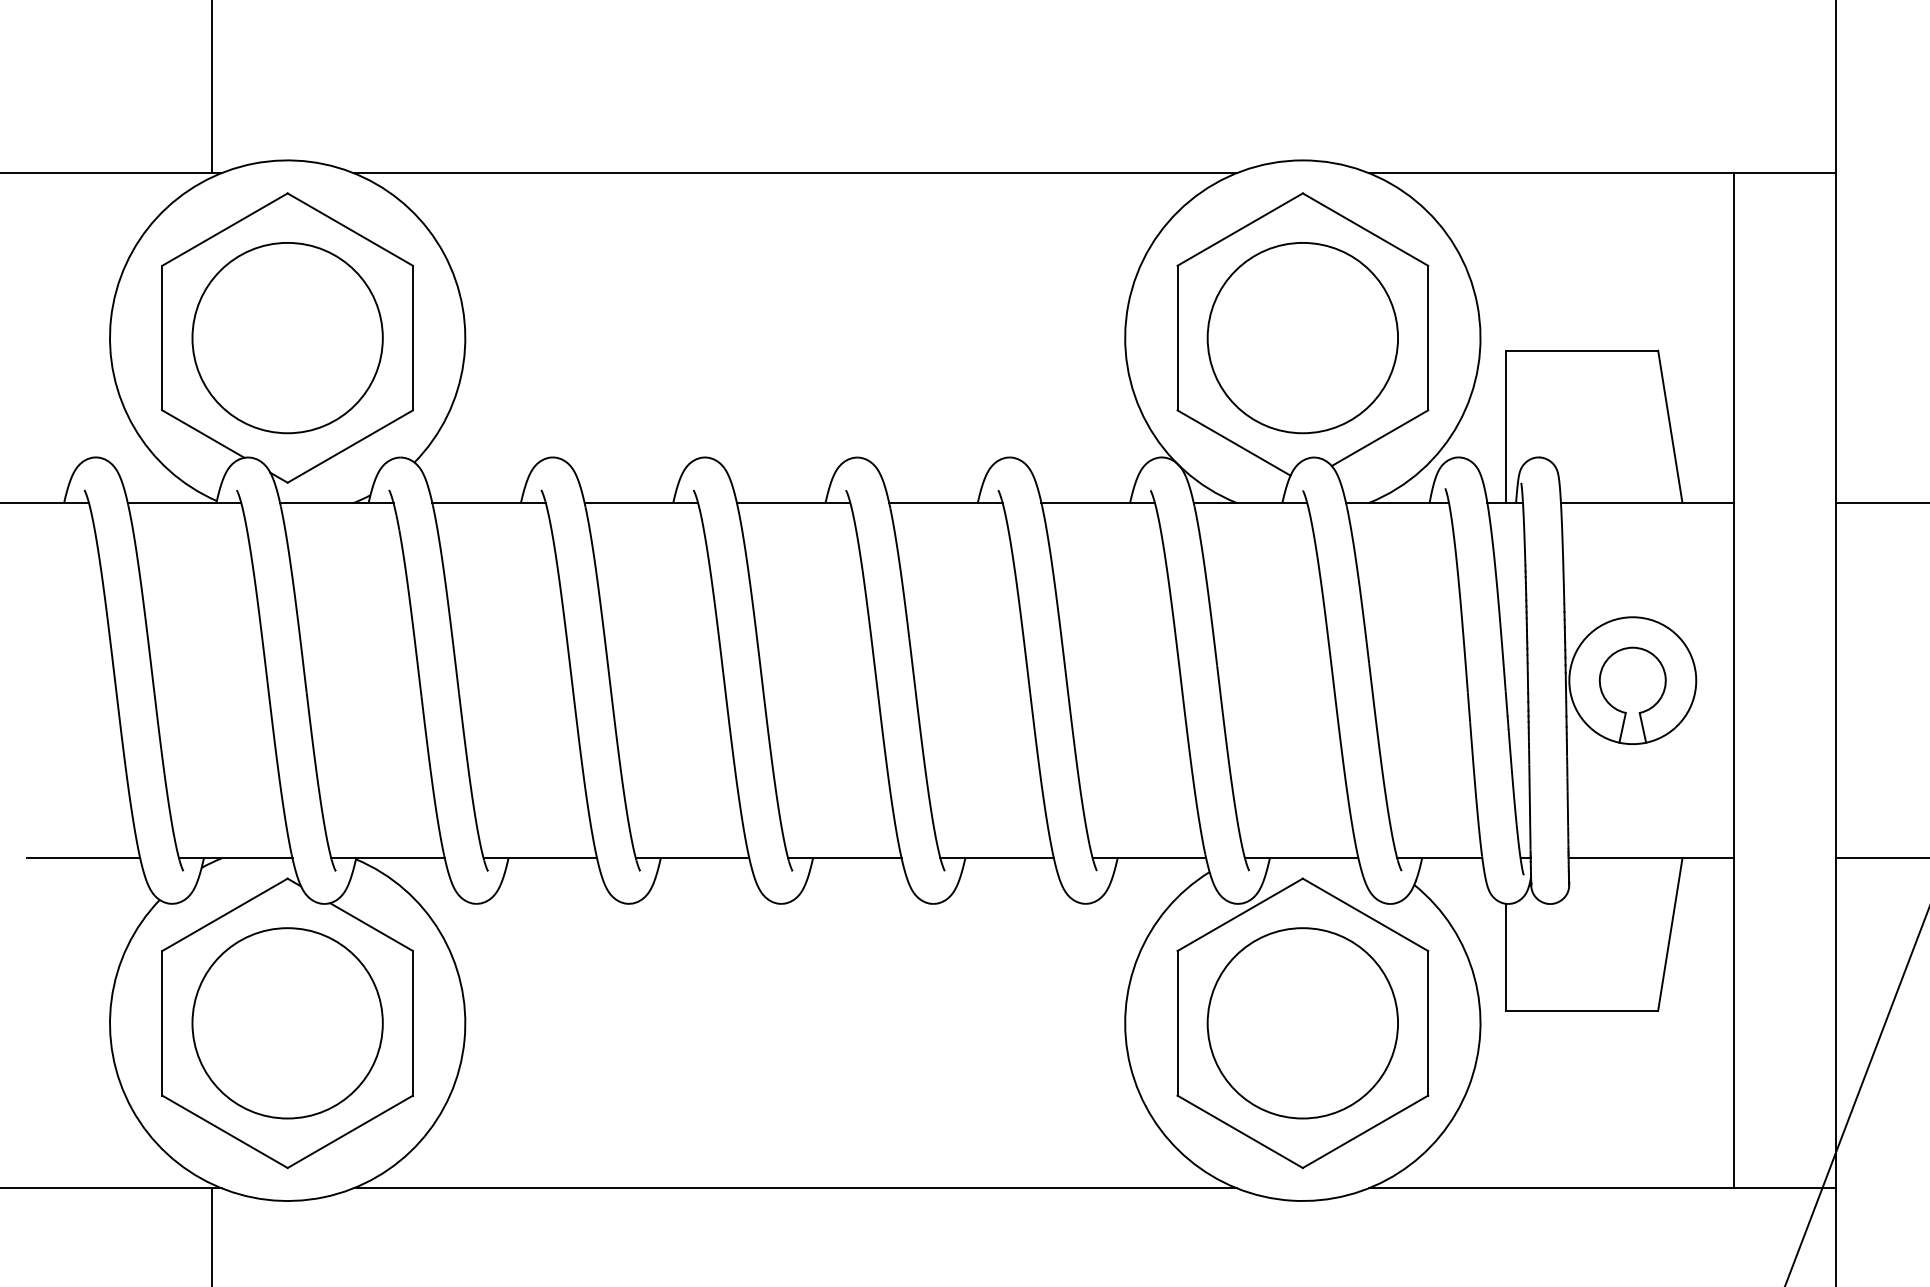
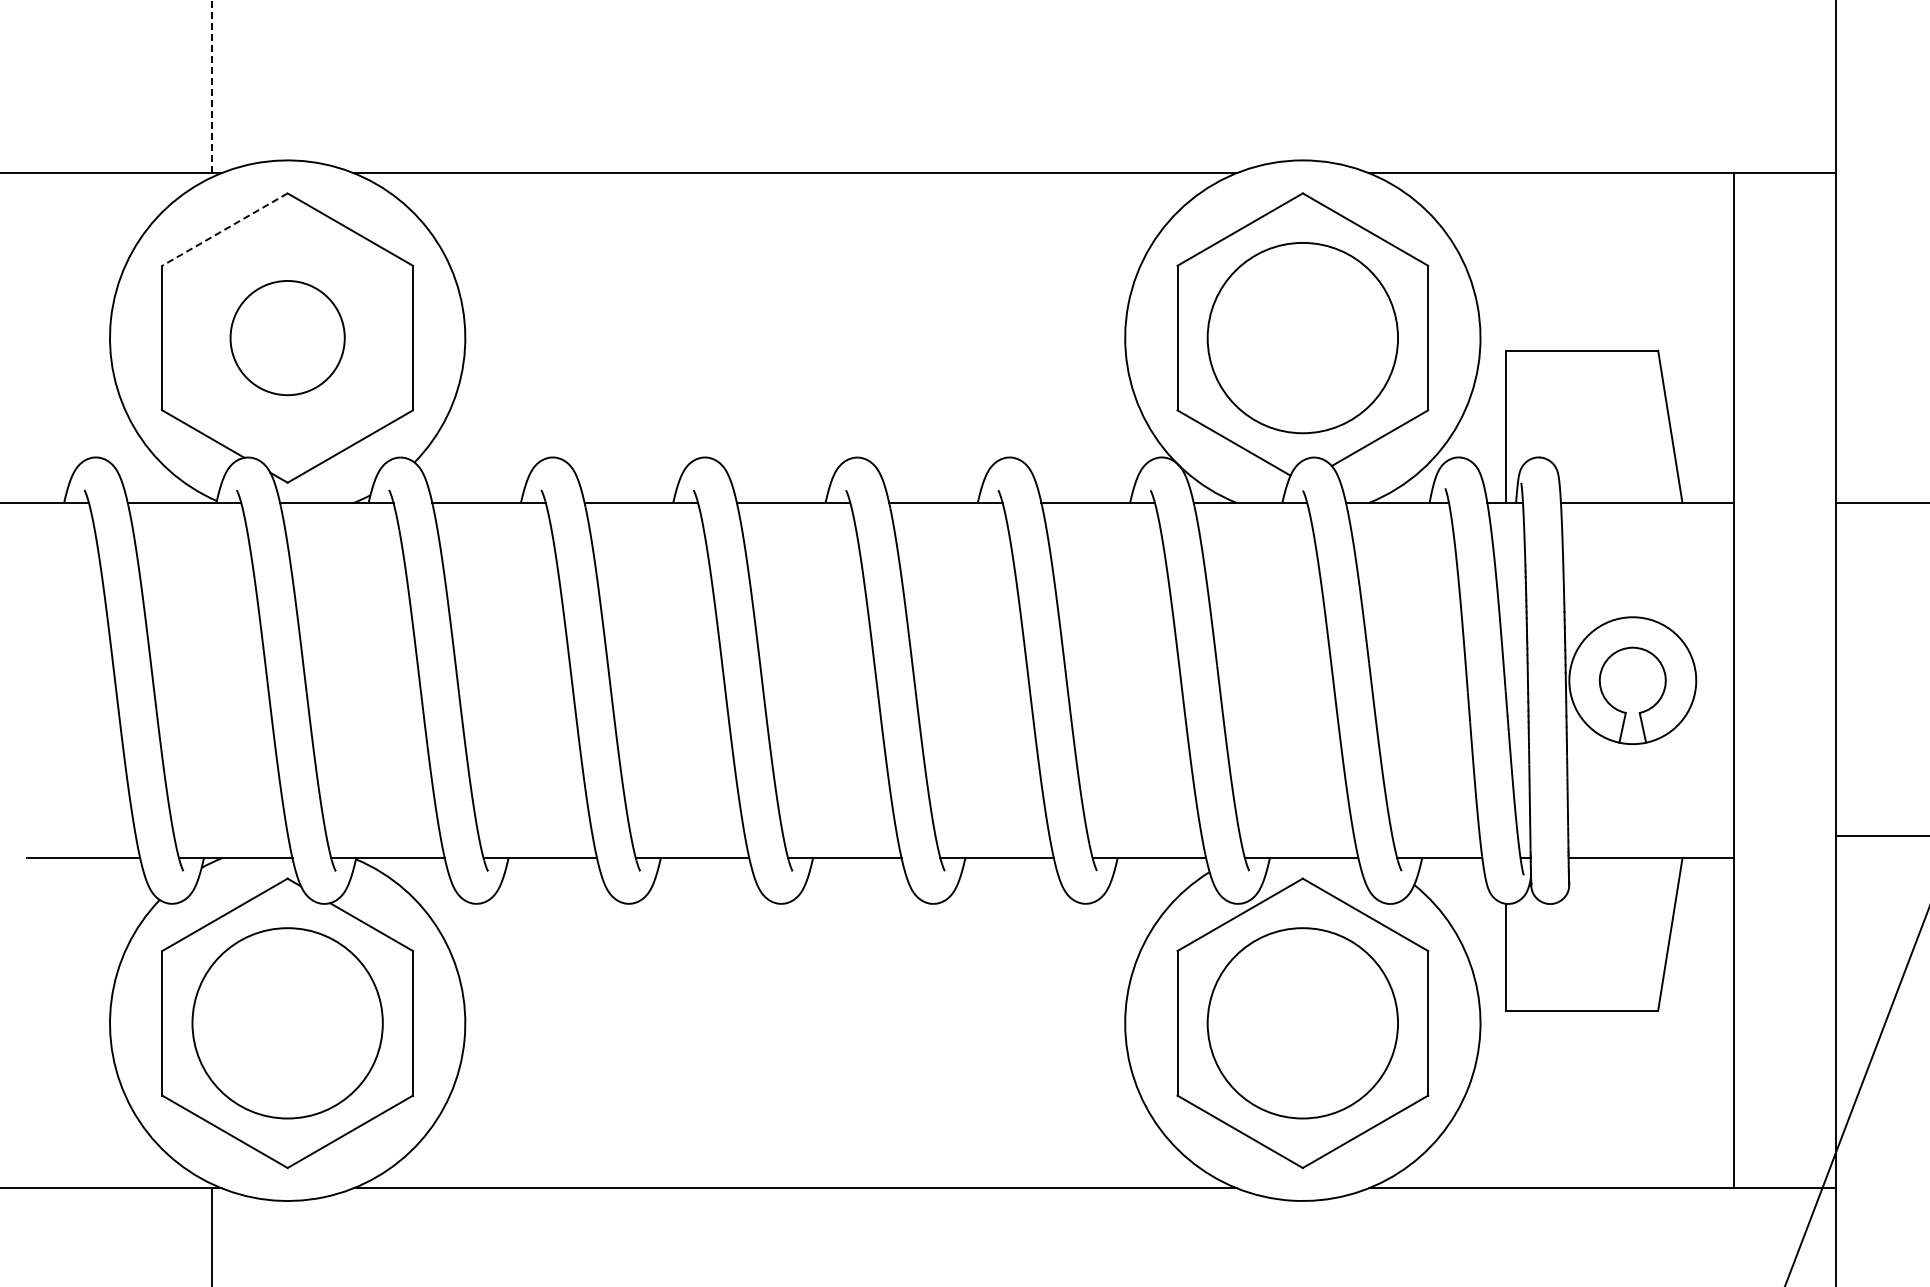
line: solid -> dashed (211, 86)
line: solid -> dashed (224, 229)
circle diameter: 190 px -> 114 px (287, 337)
line position: (1880, 858) -> (1880, 836) (1880, 836)
